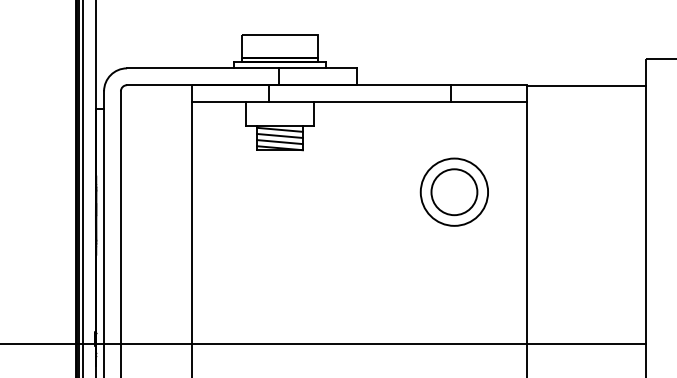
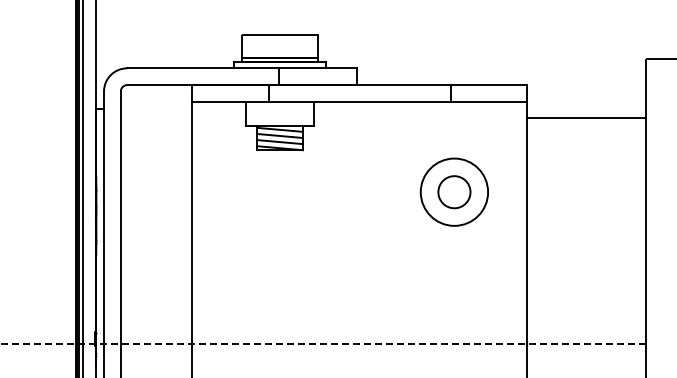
line position: (586, 85) -> (586, 117) (586, 117)
circle diameter: 46 px -> 32 px (454, 192)
line: solid -> dashed (322, 343)
